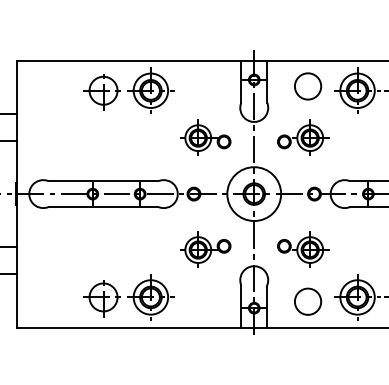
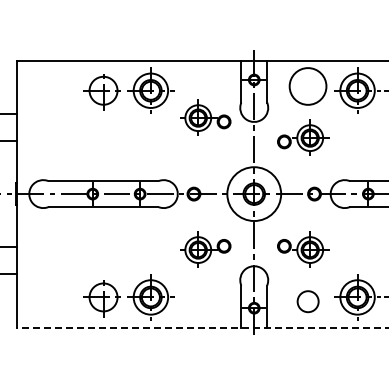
circle diameter: 26 px -> 37 px (307, 86)
part position: (205, 137) -> (205, 117) (205, 117)
circle size: 29x29 px -> 24x24 px (307, 301)
line: solid -> dashed (202, 327)
